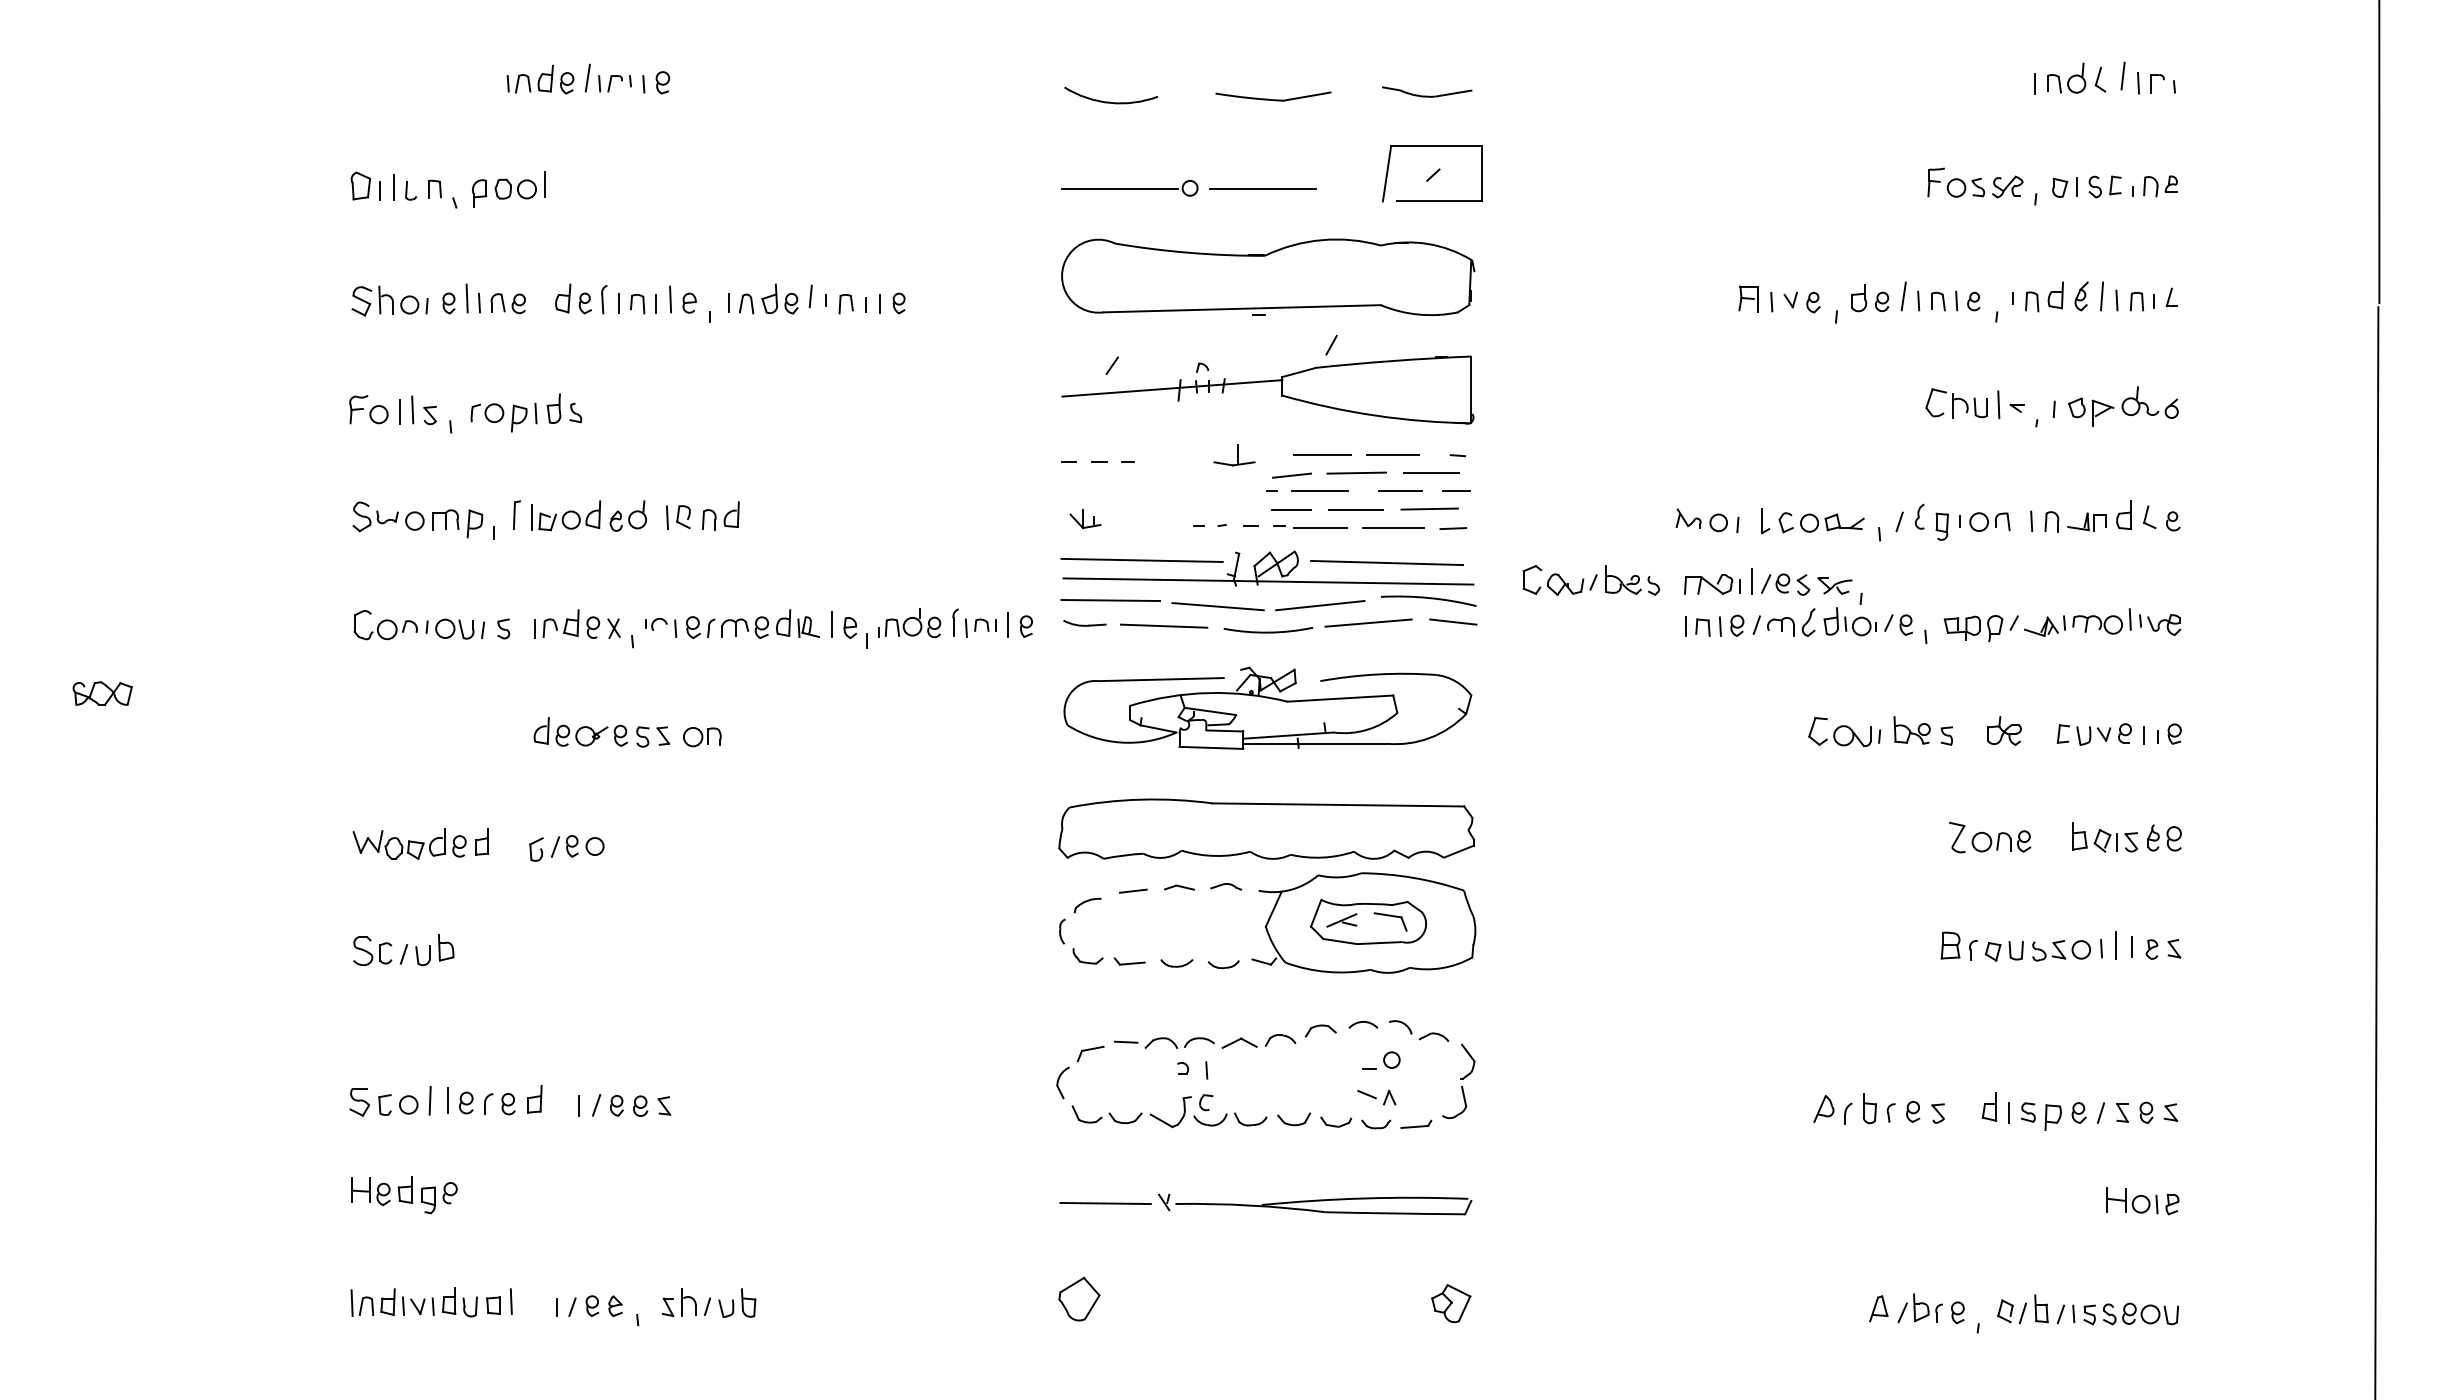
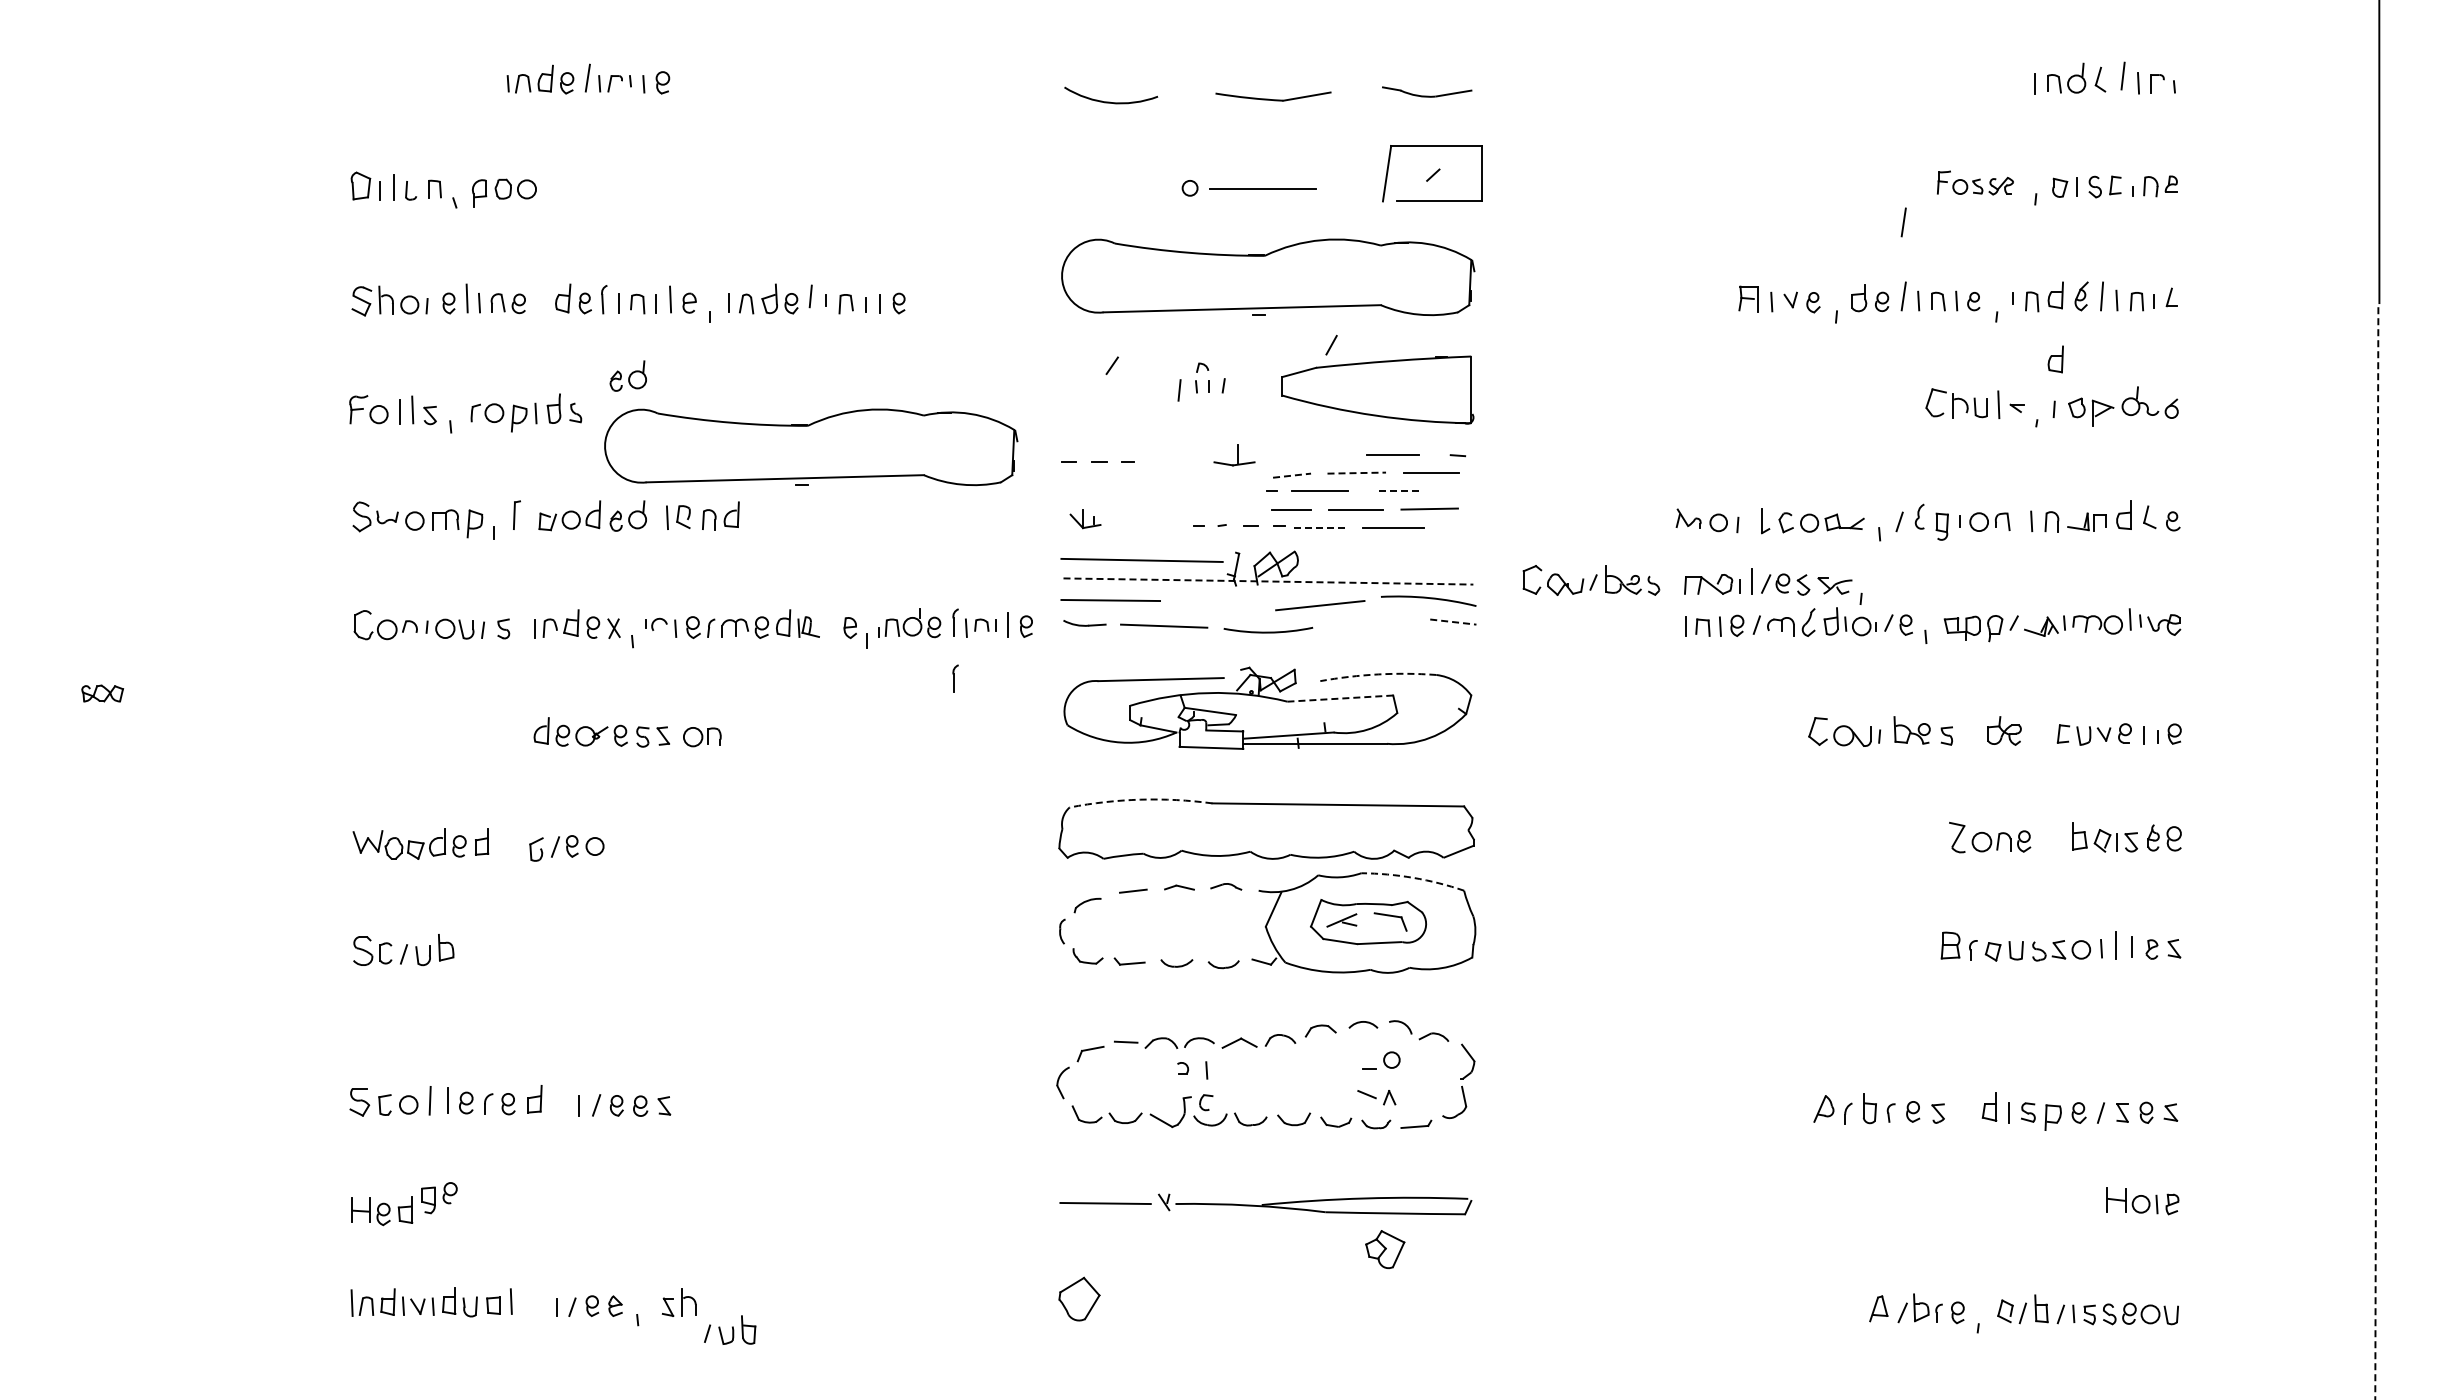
part size: 97x32 px -> 77x26 px (1975, 182)
line: present -> none (544, 184)
line: present -> none (1119, 189)
line: none -> present (1903, 222)
part: none -> present (2055, 359)
part: none -> present (627, 375)
line: present -> none (1172, 388)
part: none -> present (811, 447)
line: present -> none (1322, 455)
line: solid -> dashed (1357, 473)
line: solid -> dashed (1292, 475)
line: solid -> dashed (1400, 491)
line: present -> none (1456, 491)
line: present -> none (532, 517)
line: solid -> dashed (1320, 528)
line: present -> none (1453, 528)
line: present -> none (1387, 562)
line: solid -> dashed (1268, 581)
line: present -> none (1217, 606)
line: present -> none (1368, 622)
line: solid -> dashed (1453, 622)
line: present -> none (832, 624)
arc: solid -> dashed (1378, 674)
part: none -> present (955, 678)
part size: 61x25 px -> 44x19 px (102, 693)
line: solid -> dashed (1340, 698)
arc: solid -> dashed (1140, 799)
line: solid -> dashed (2376, 854)
arc: solid -> dashed (1413, 877)
part position: (382, 1191) -> (382, 1211) (382, 1211)
part position: (730, 1302) -> (730, 1329) (730, 1329)
part position: (1451, 1303) -> (1385, 1249) (1385, 1249)
